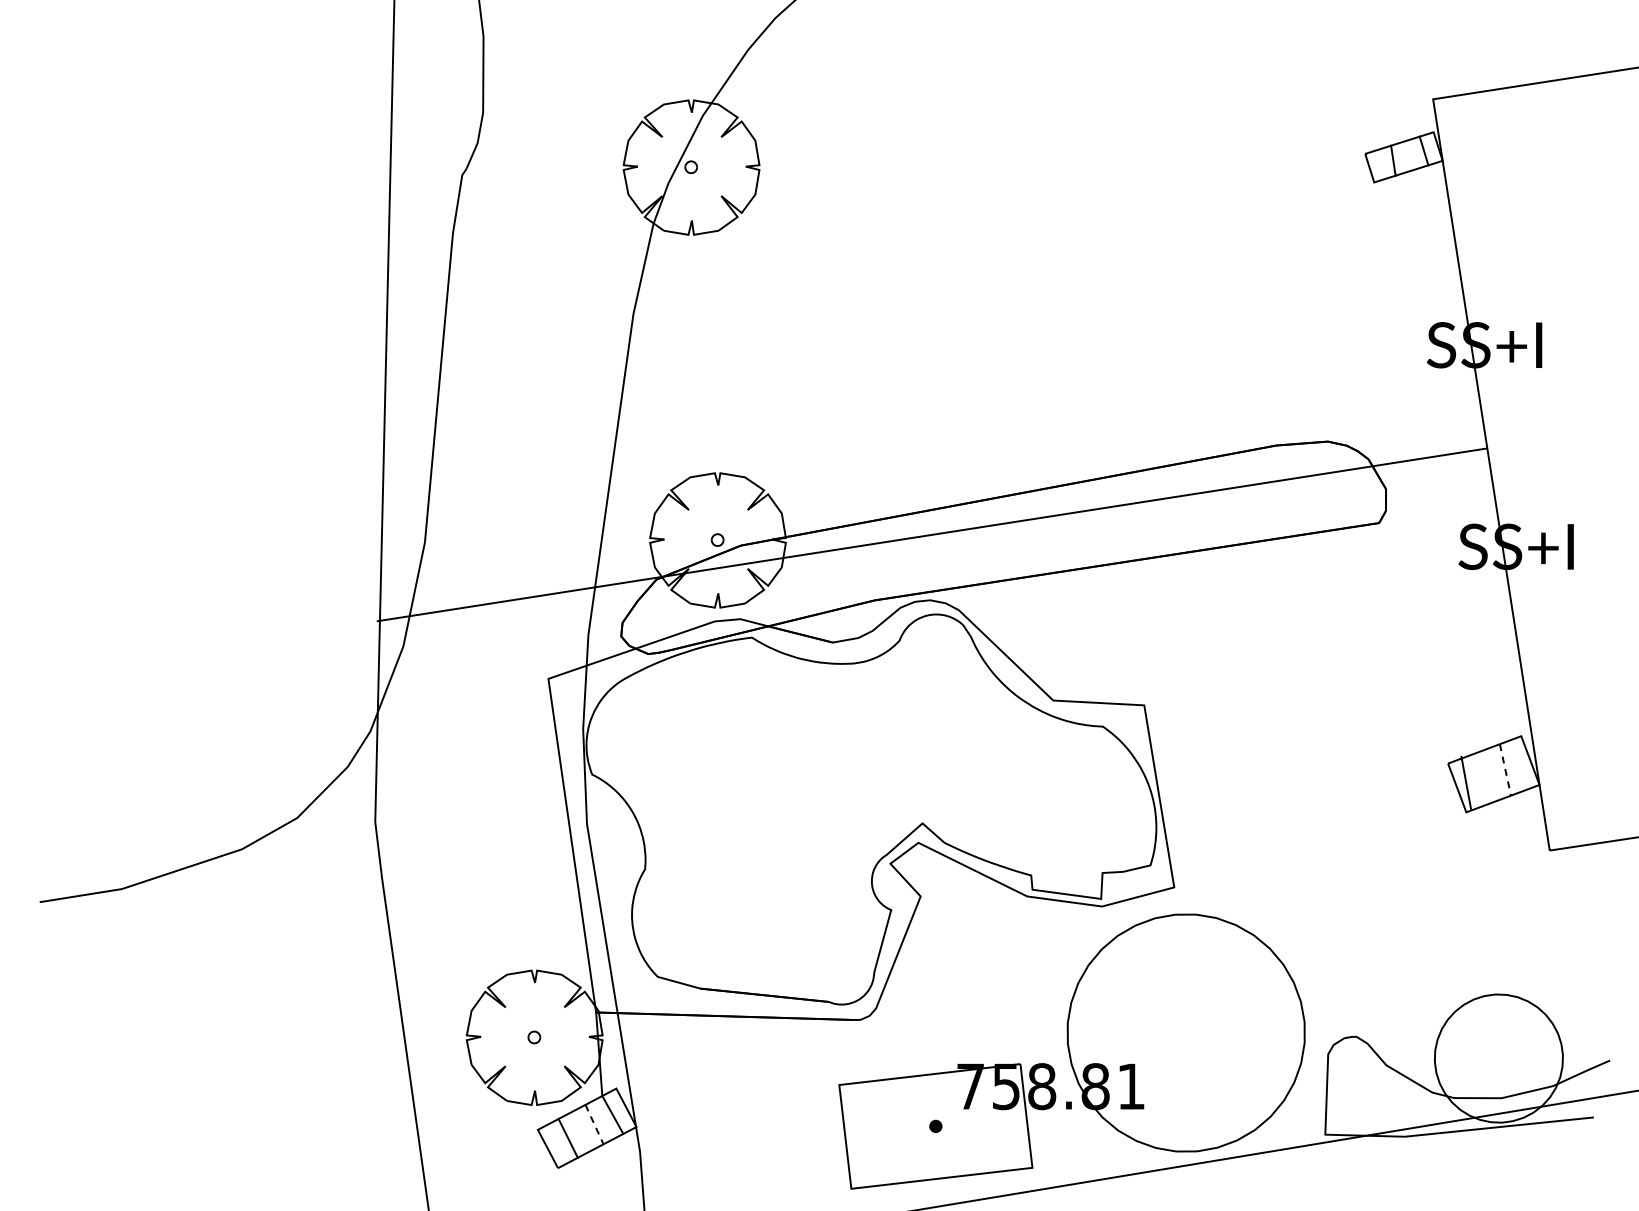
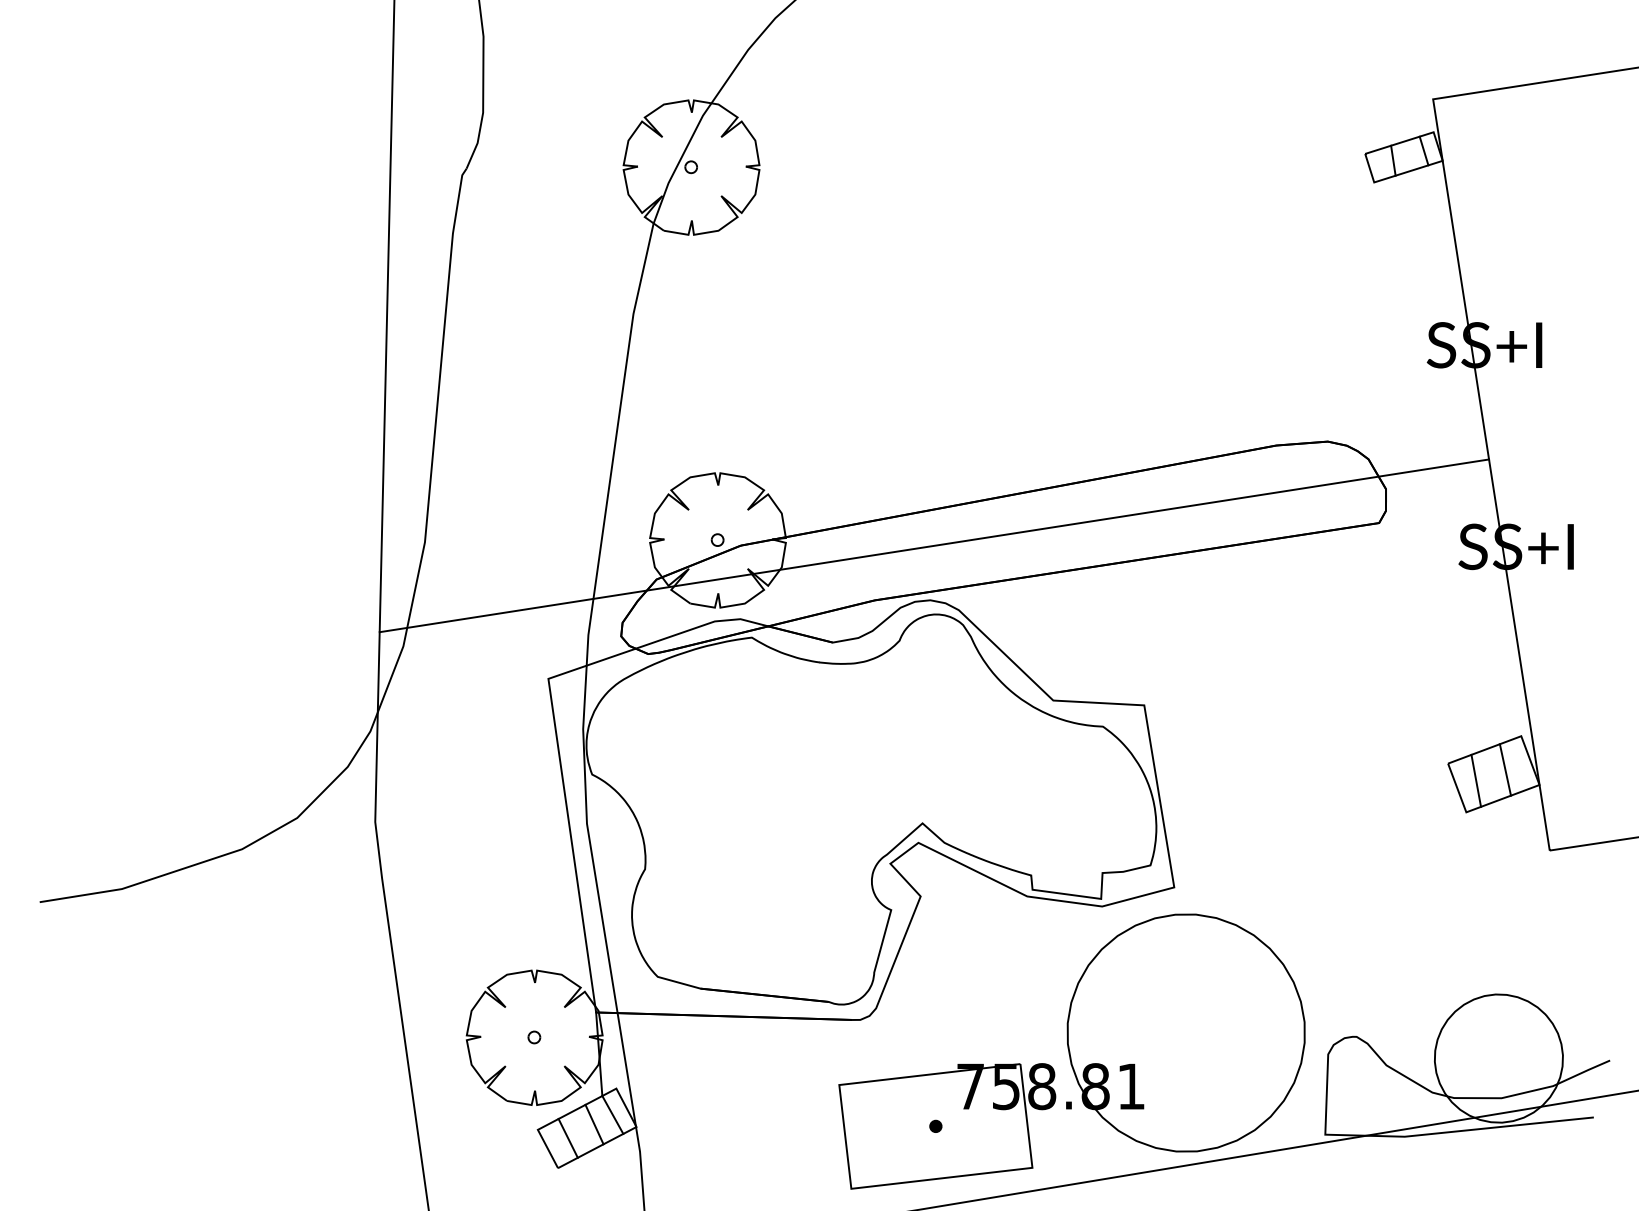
line position: (932, 534) -> (934, 545) (934, 545)
line: dashed -> solid (1505, 770)
line position: (1466, 782) -> (1476, 780) (1476, 780)
line: dashed -> solid (594, 1124)
